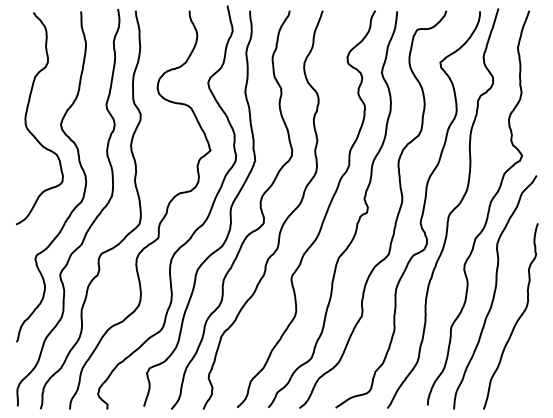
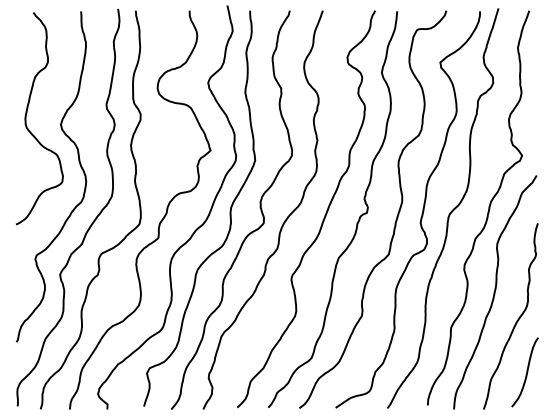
curve: none -> present (526, 372)
